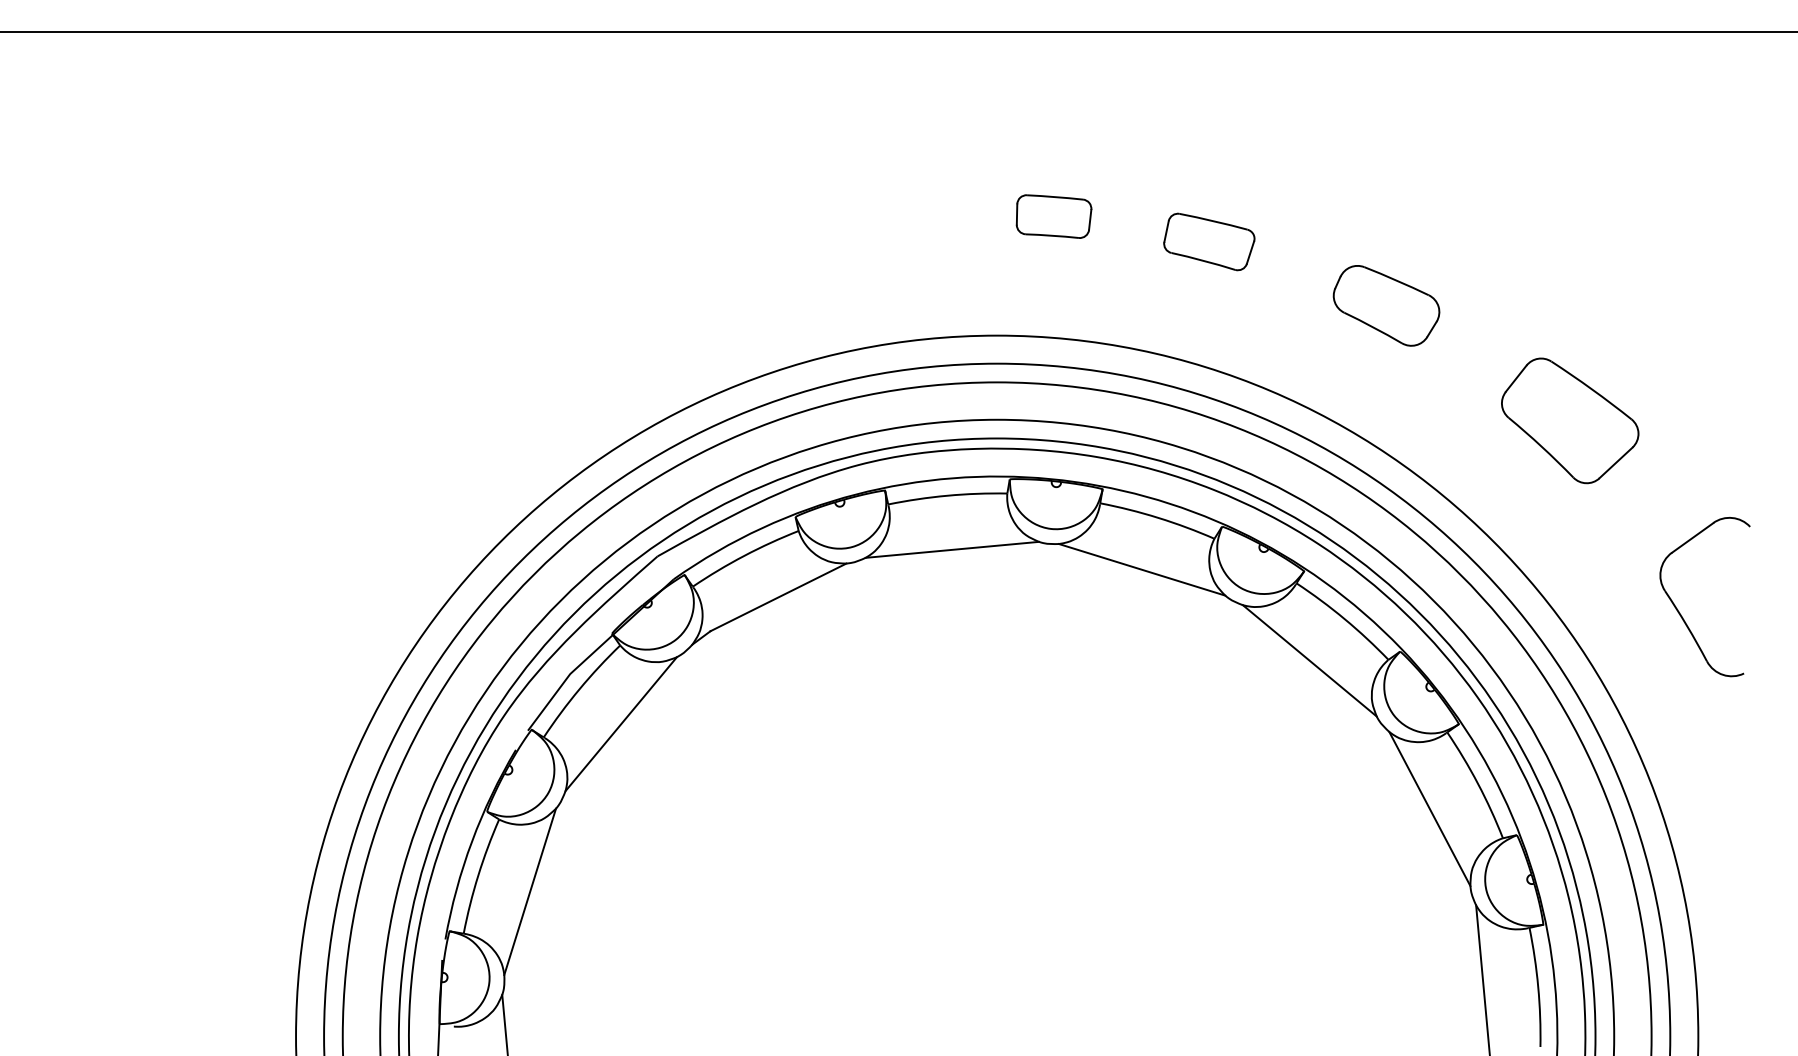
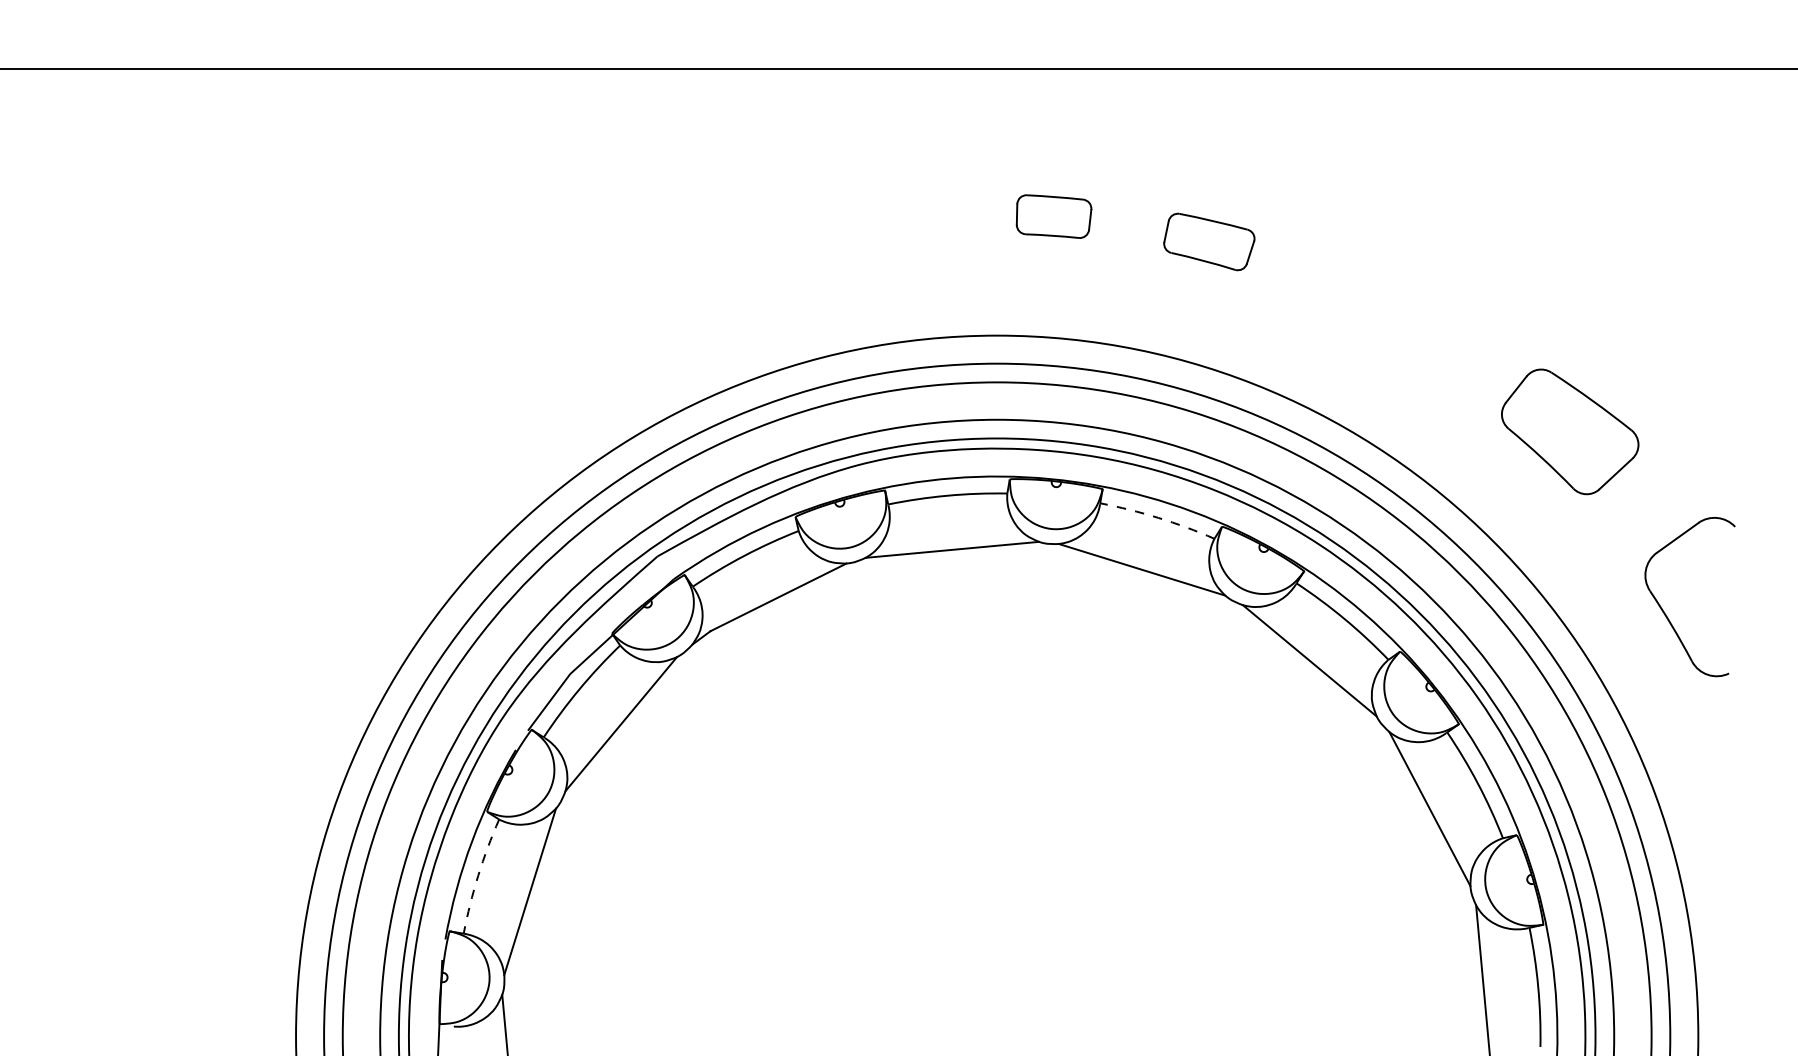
line position: (898, 31) -> (898, 68) (898, 68)
part: present -> none (1386, 305)
part position: (1570, 420) -> (1570, 431) (1570, 431)
arc: solid -> dashed (1158, 517)
part position: (1681, 614) -> (1666, 614) (1666, 614)
arc: solid -> dashed (478, 875)
